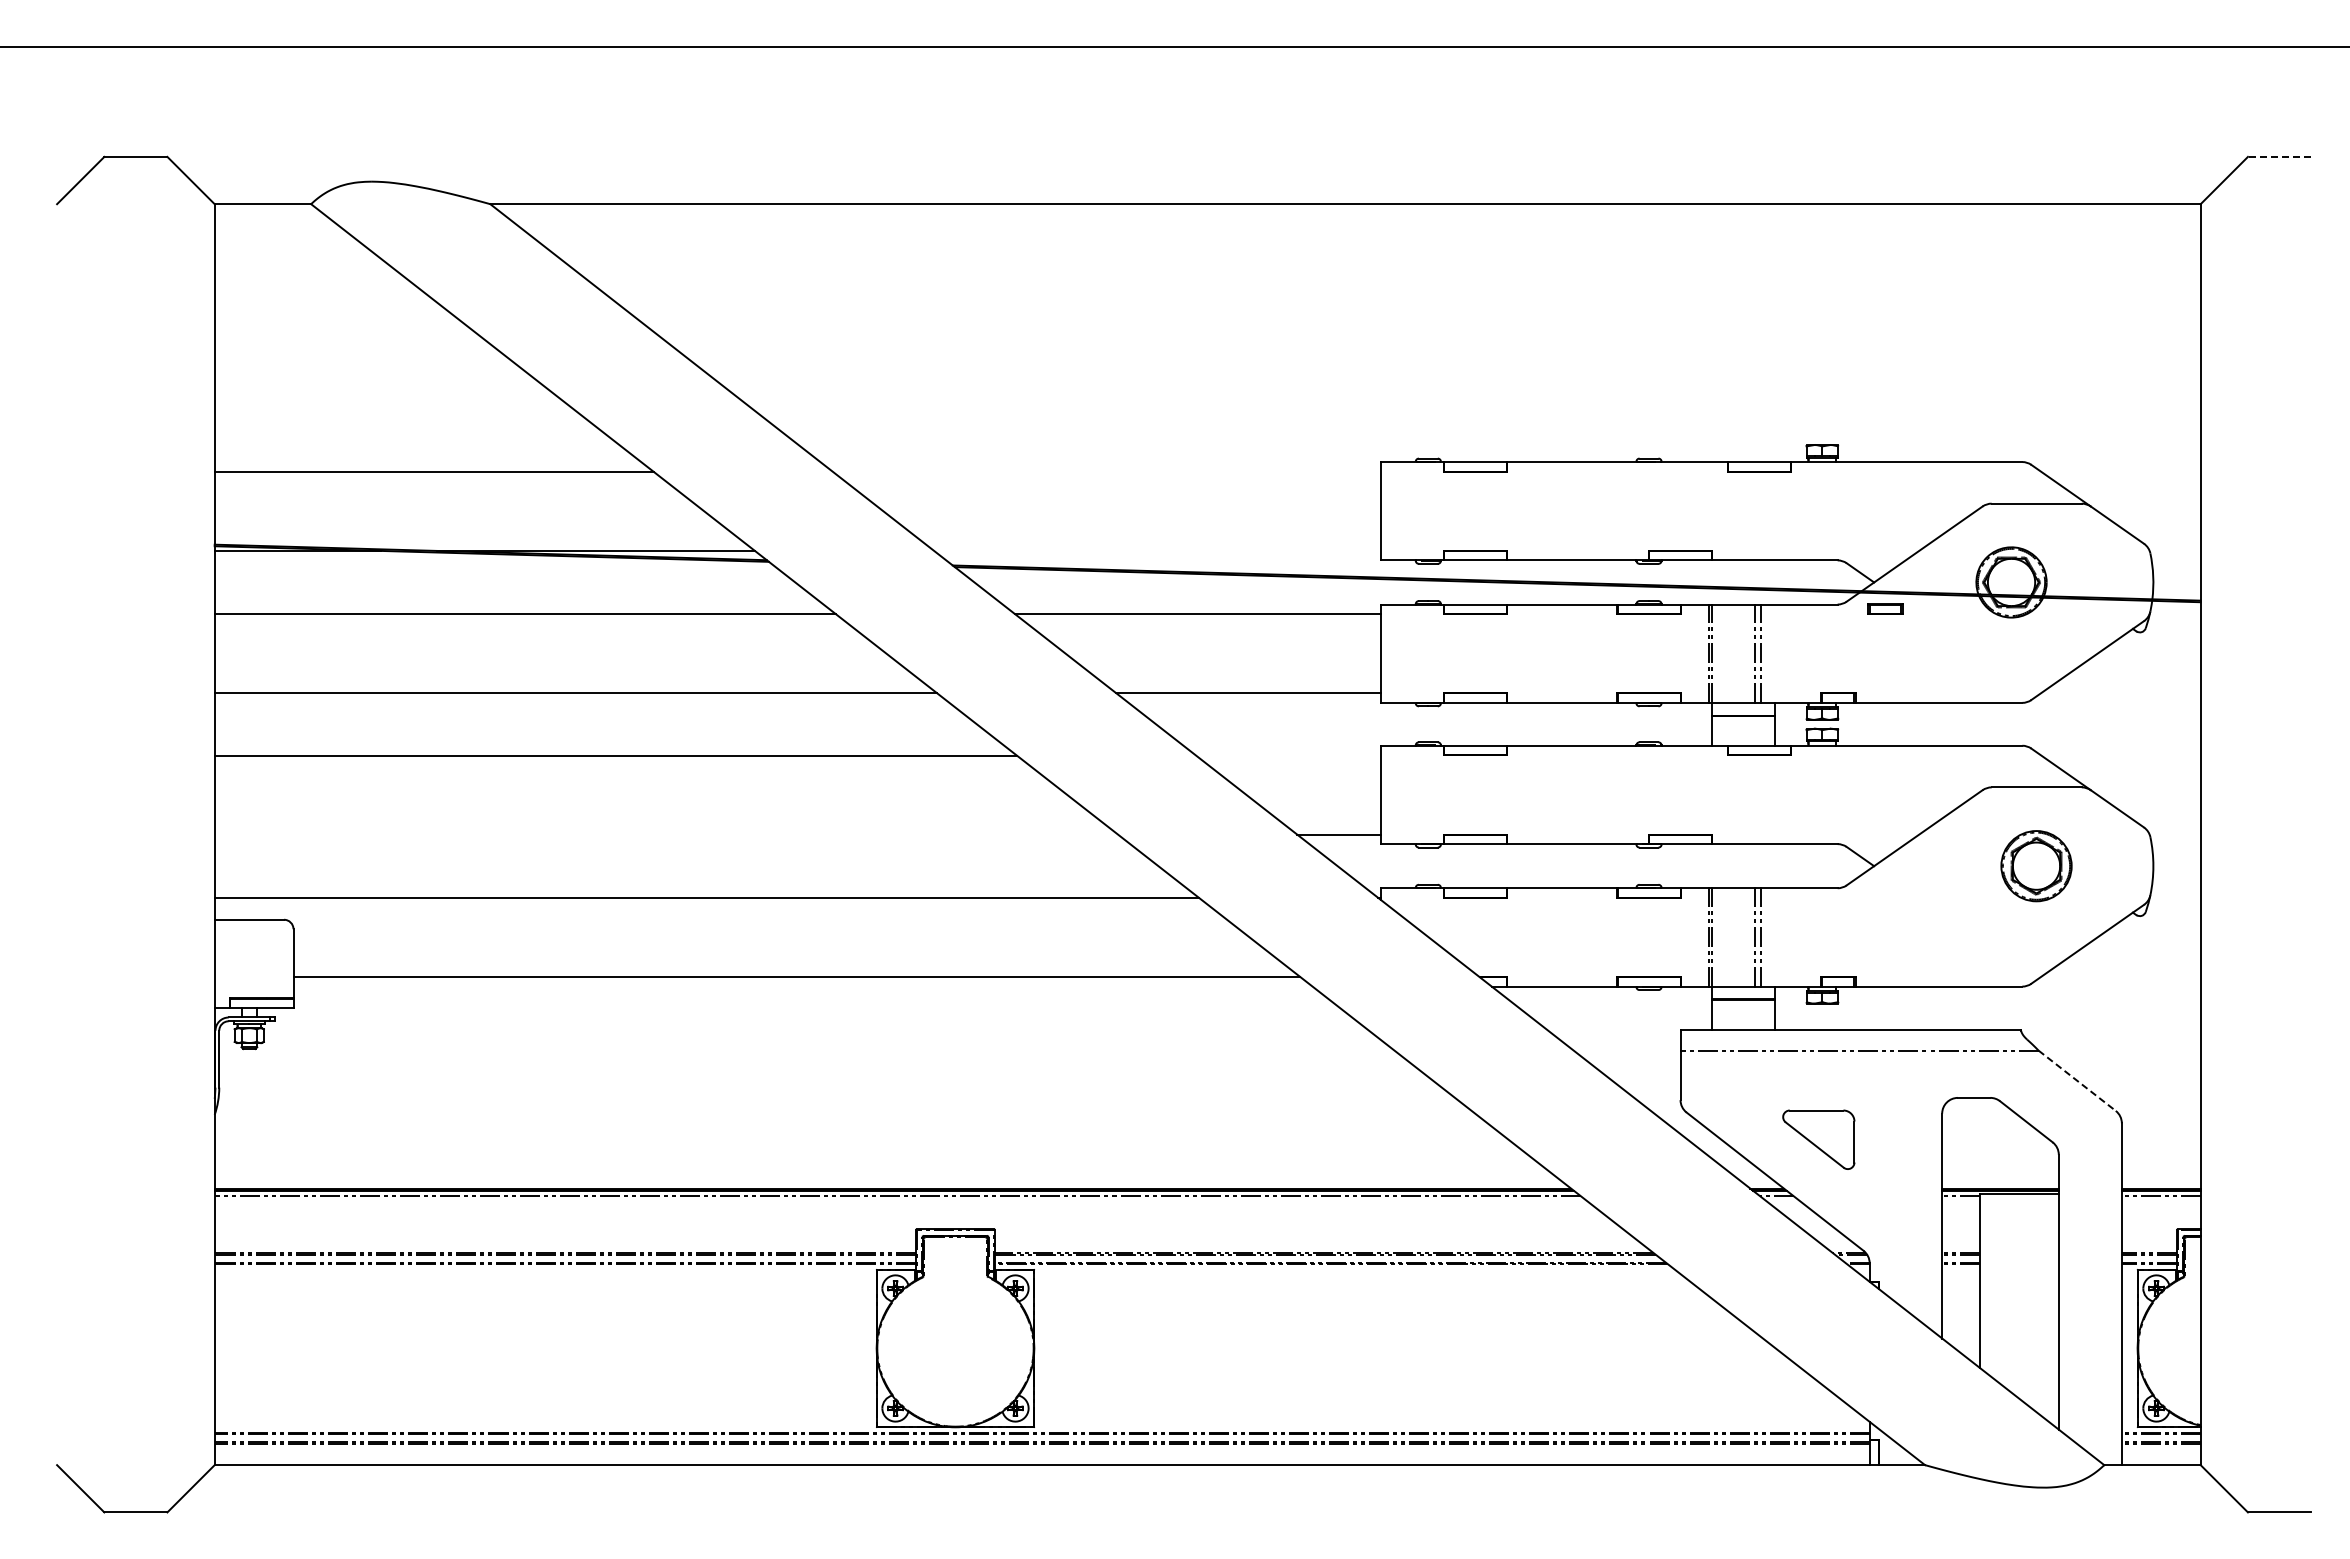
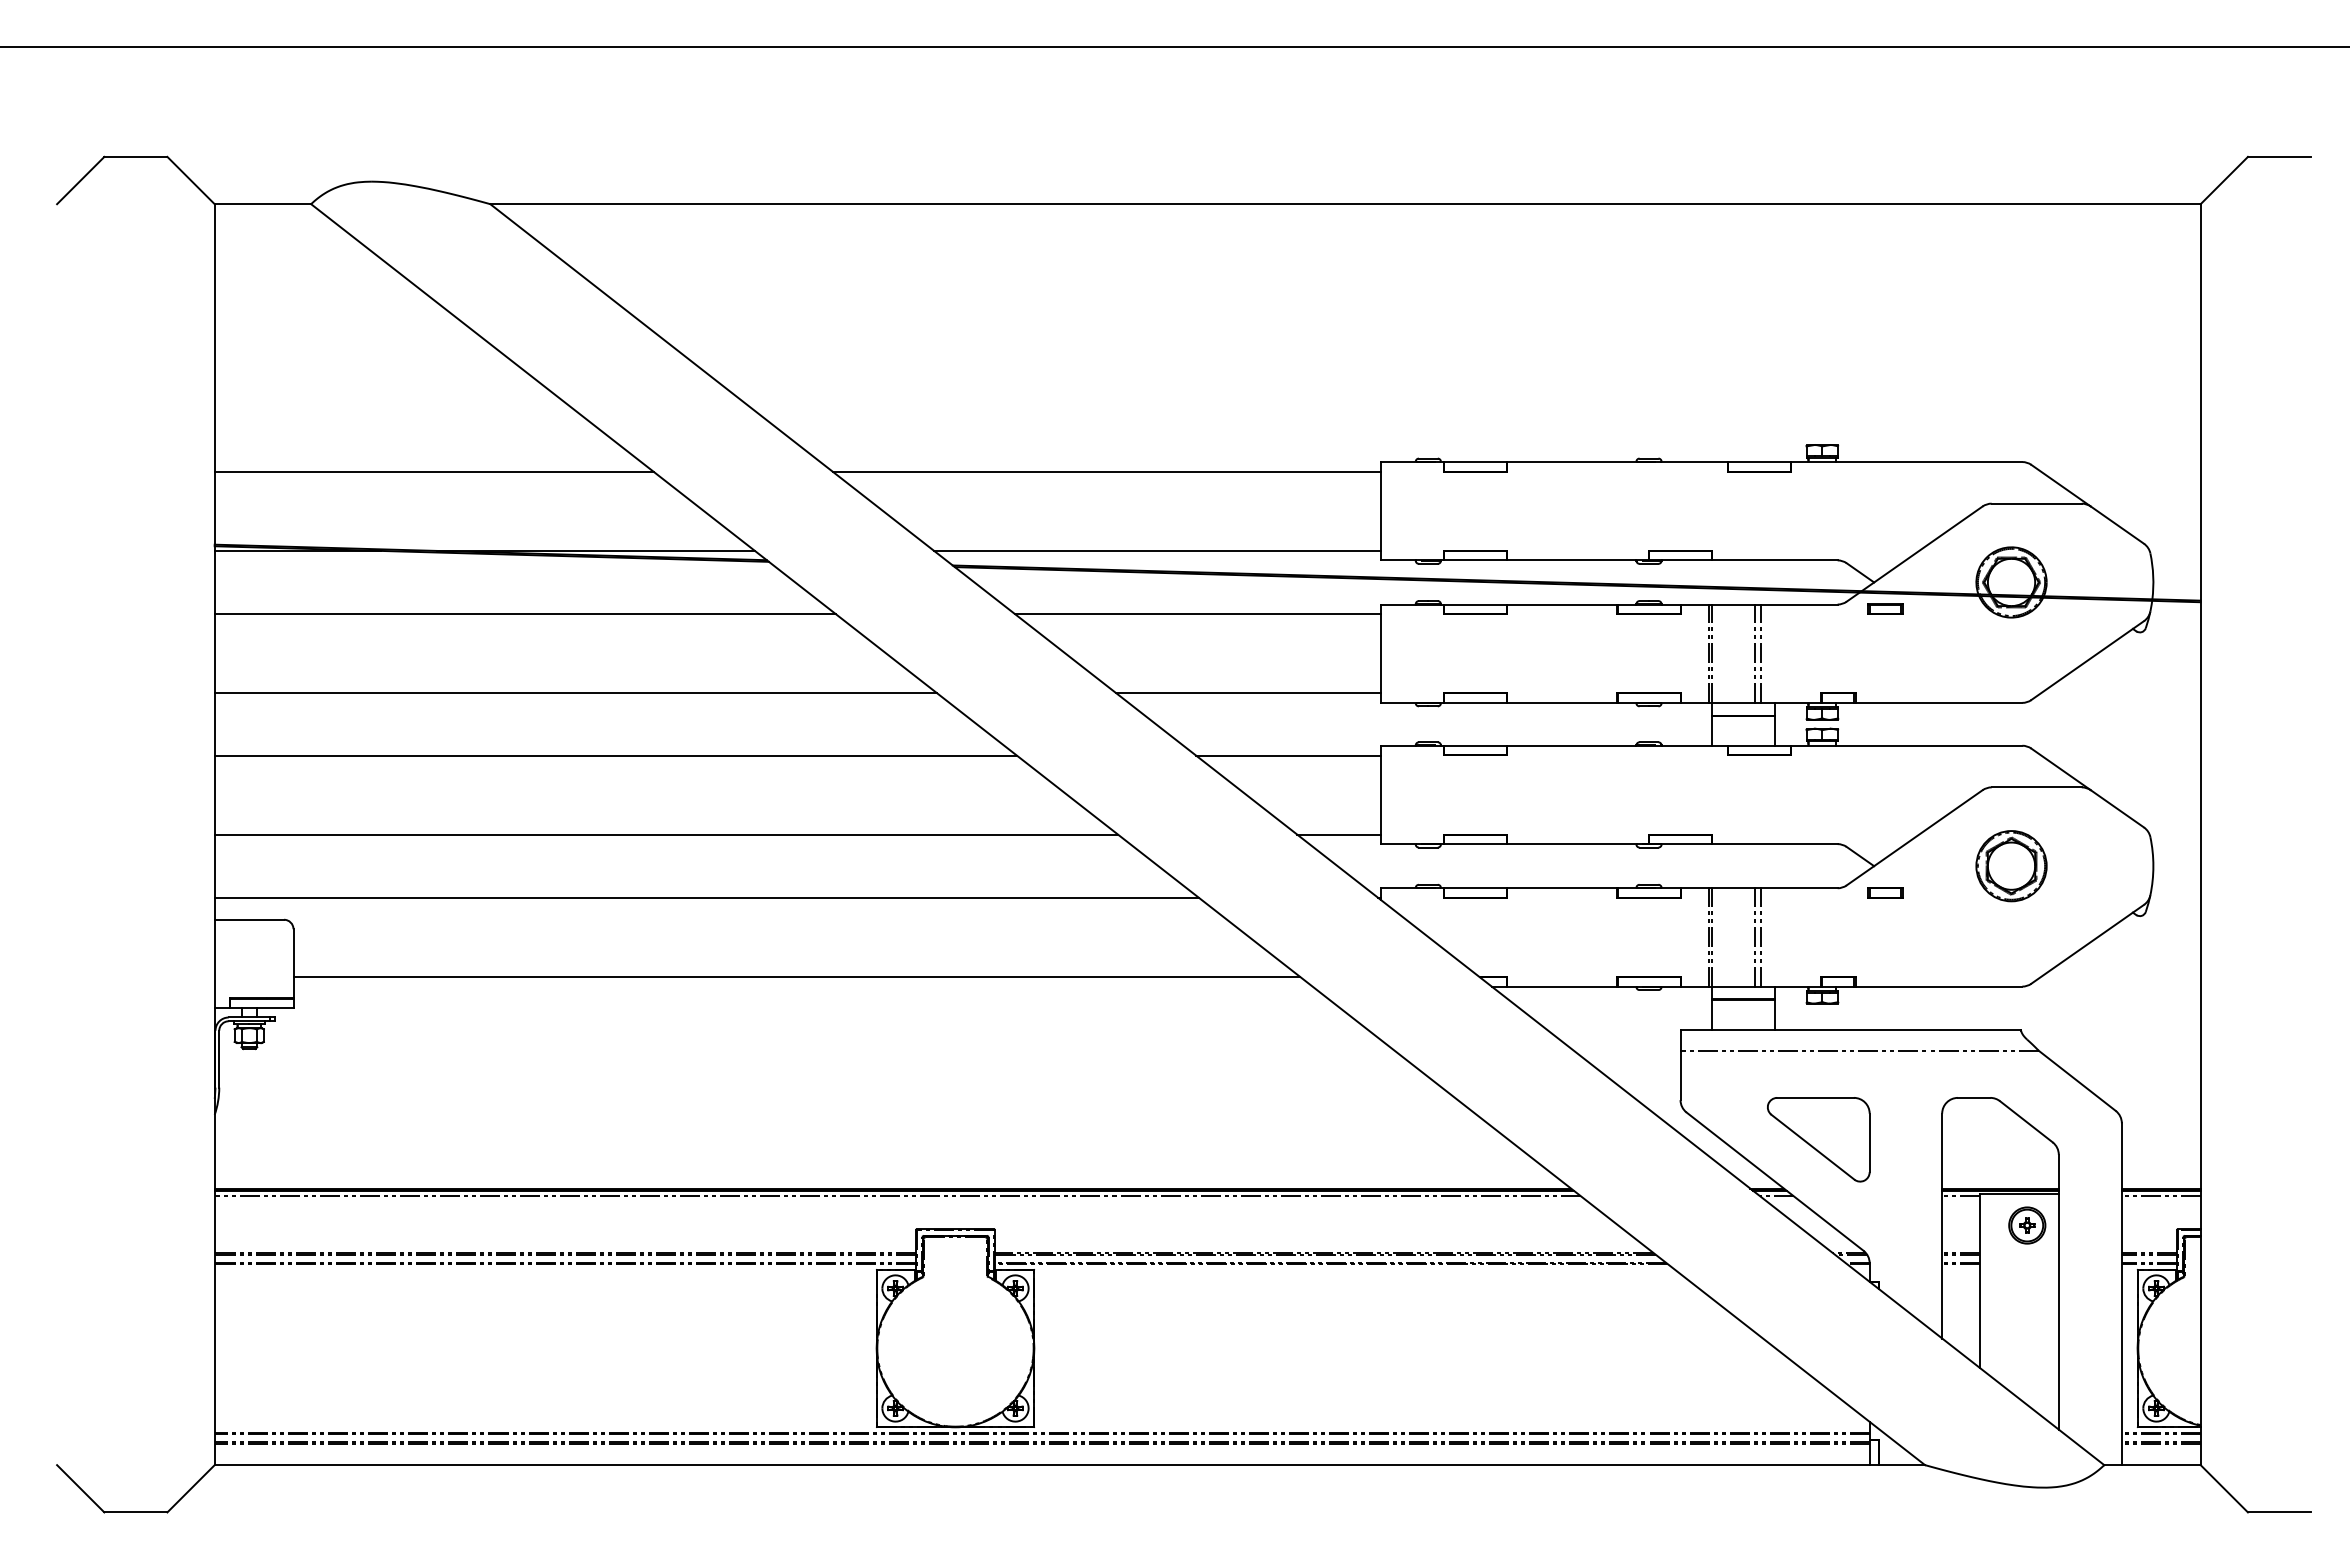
line: dashed -> solid (2279, 156)
line: none -> present (1107, 472)
line: none -> present (1157, 550)
line: none -> present (1288, 755)
line: none -> present (666, 834)
part position: (2036, 866) -> (2011, 866) (2011, 866)
part: none -> present (1885, 892)
line: dashed -> solid (2077, 1081)
part size: 74x61 px -> 104x86 px (1818, 1139)
part: none -> present (2027, 1225)
